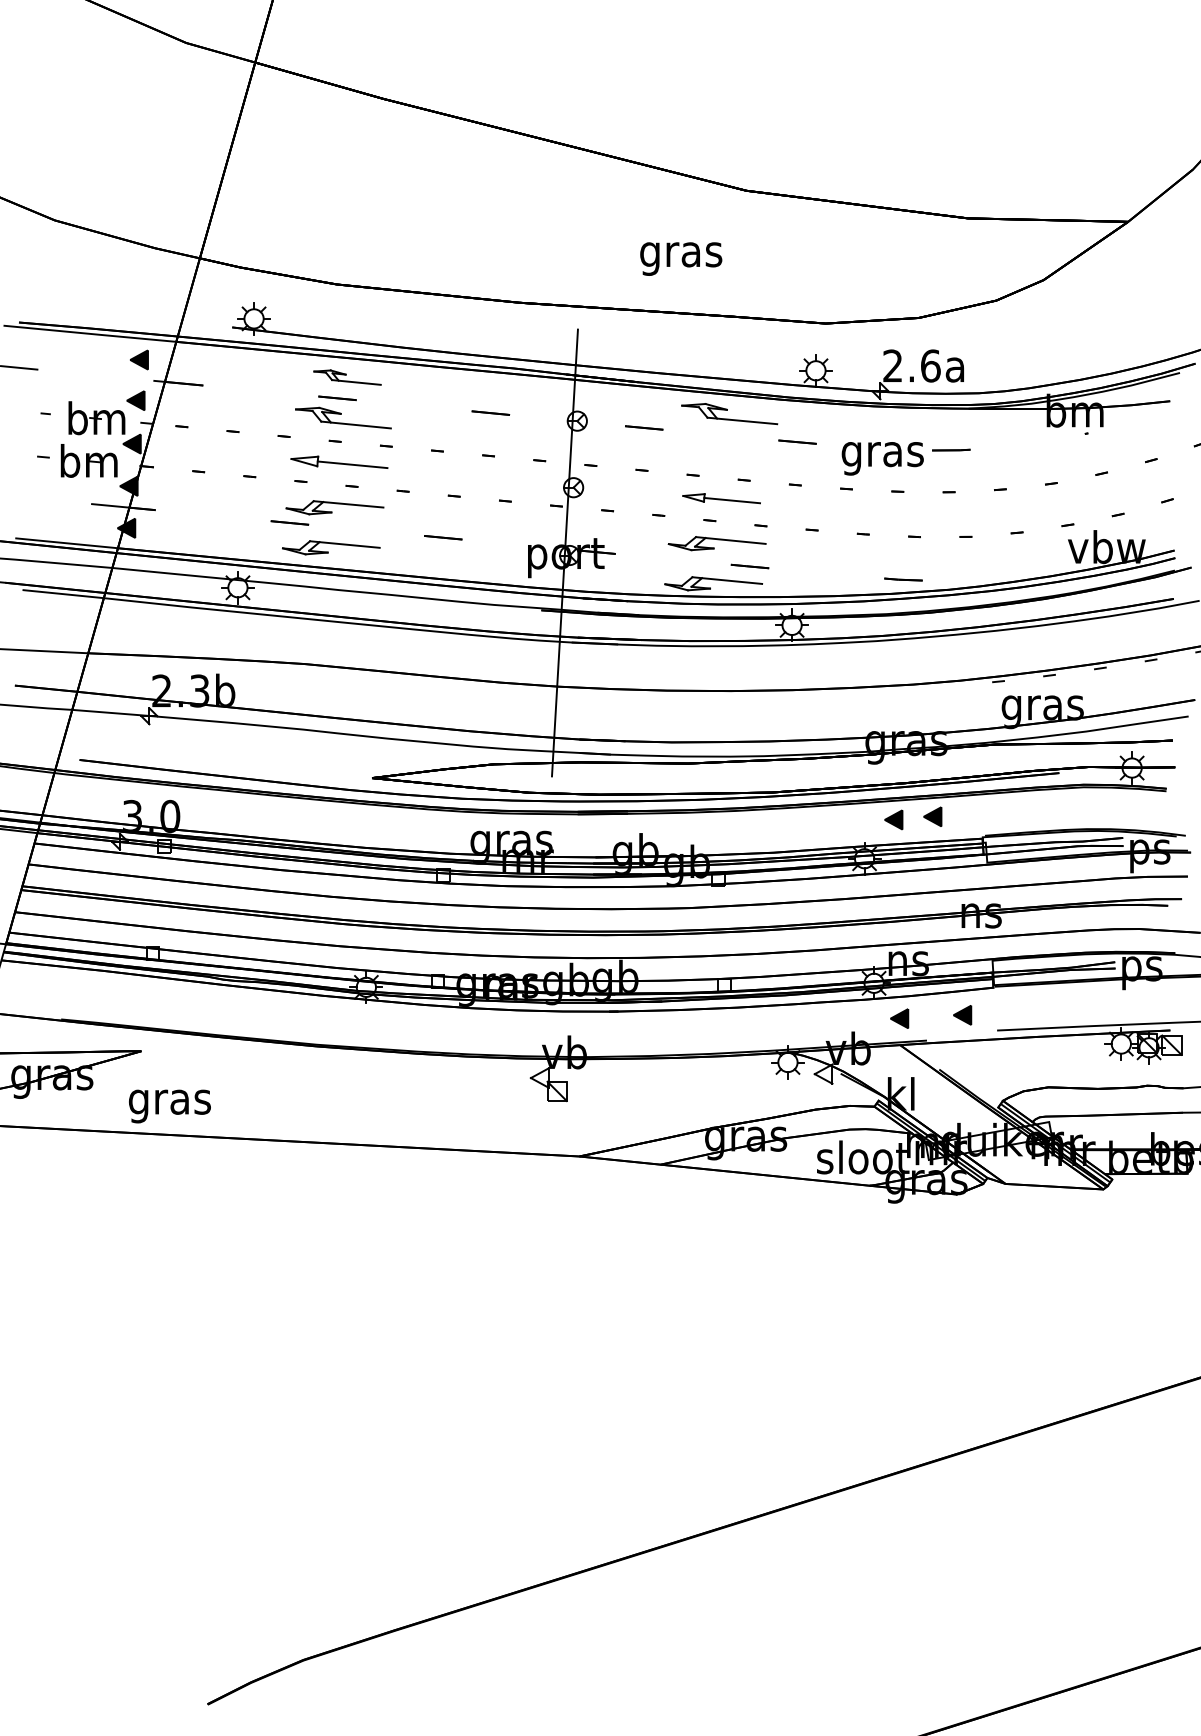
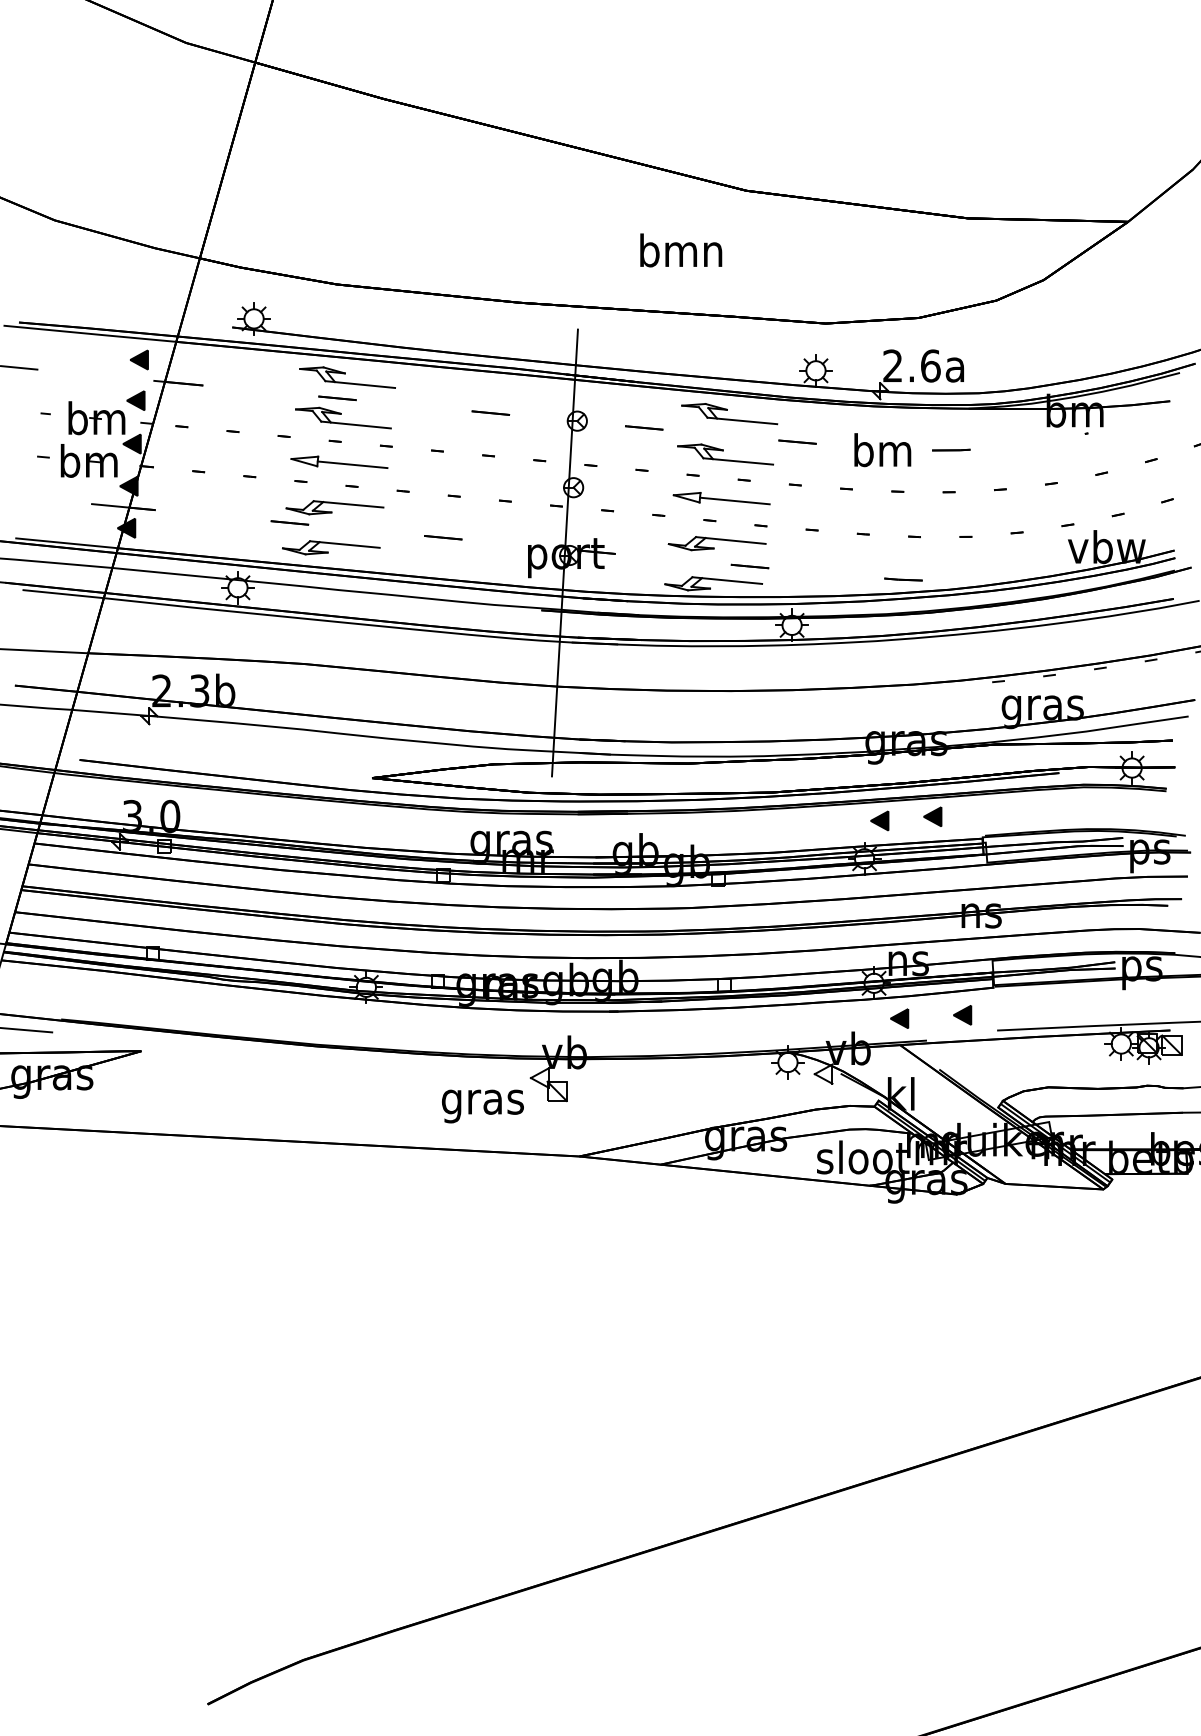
text: gras -> bmn (681, 254)
part size: 69x17 px -> 97x23 px (347, 377)
part: none -> present (725, 454)
text: gras -> bm (882, 454)
part size: 79x12 px -> 99x14 px (721, 498)
part position: (893, 819) -> (879, 820) (879, 820)
line: none -> present (27, 1030)
text position: (169, 1106) -> (482, 1106) (482, 1106)
